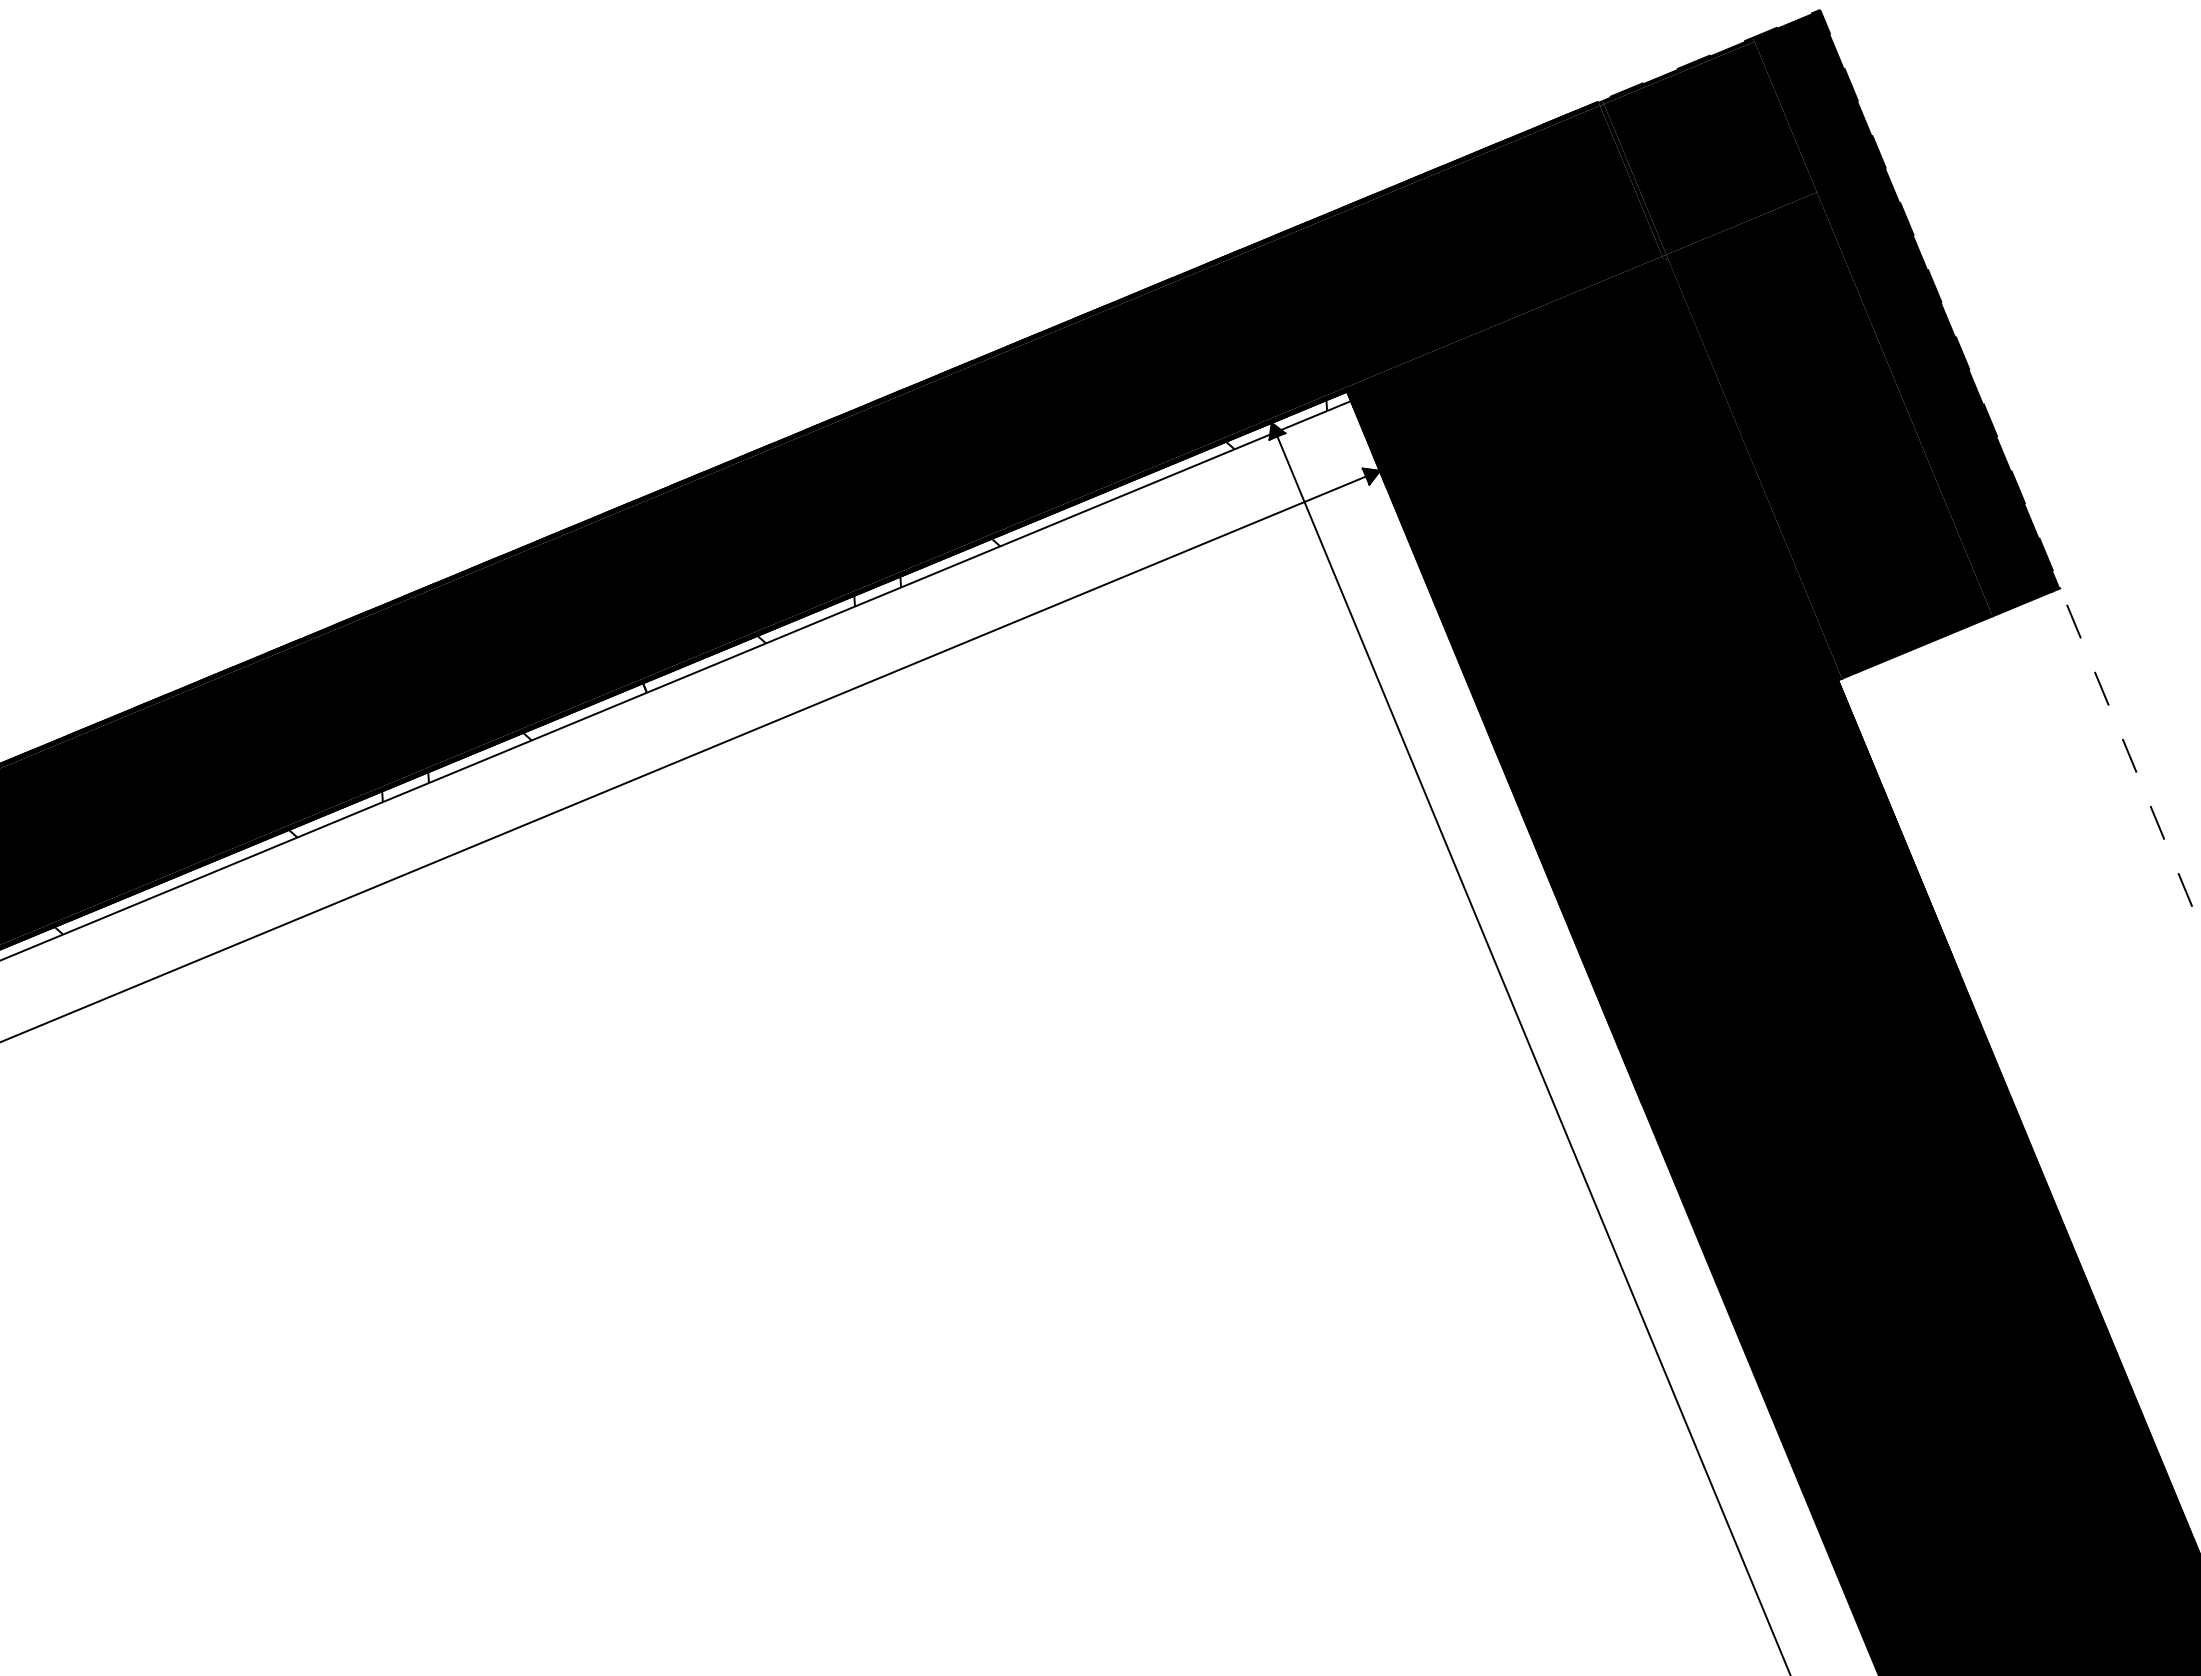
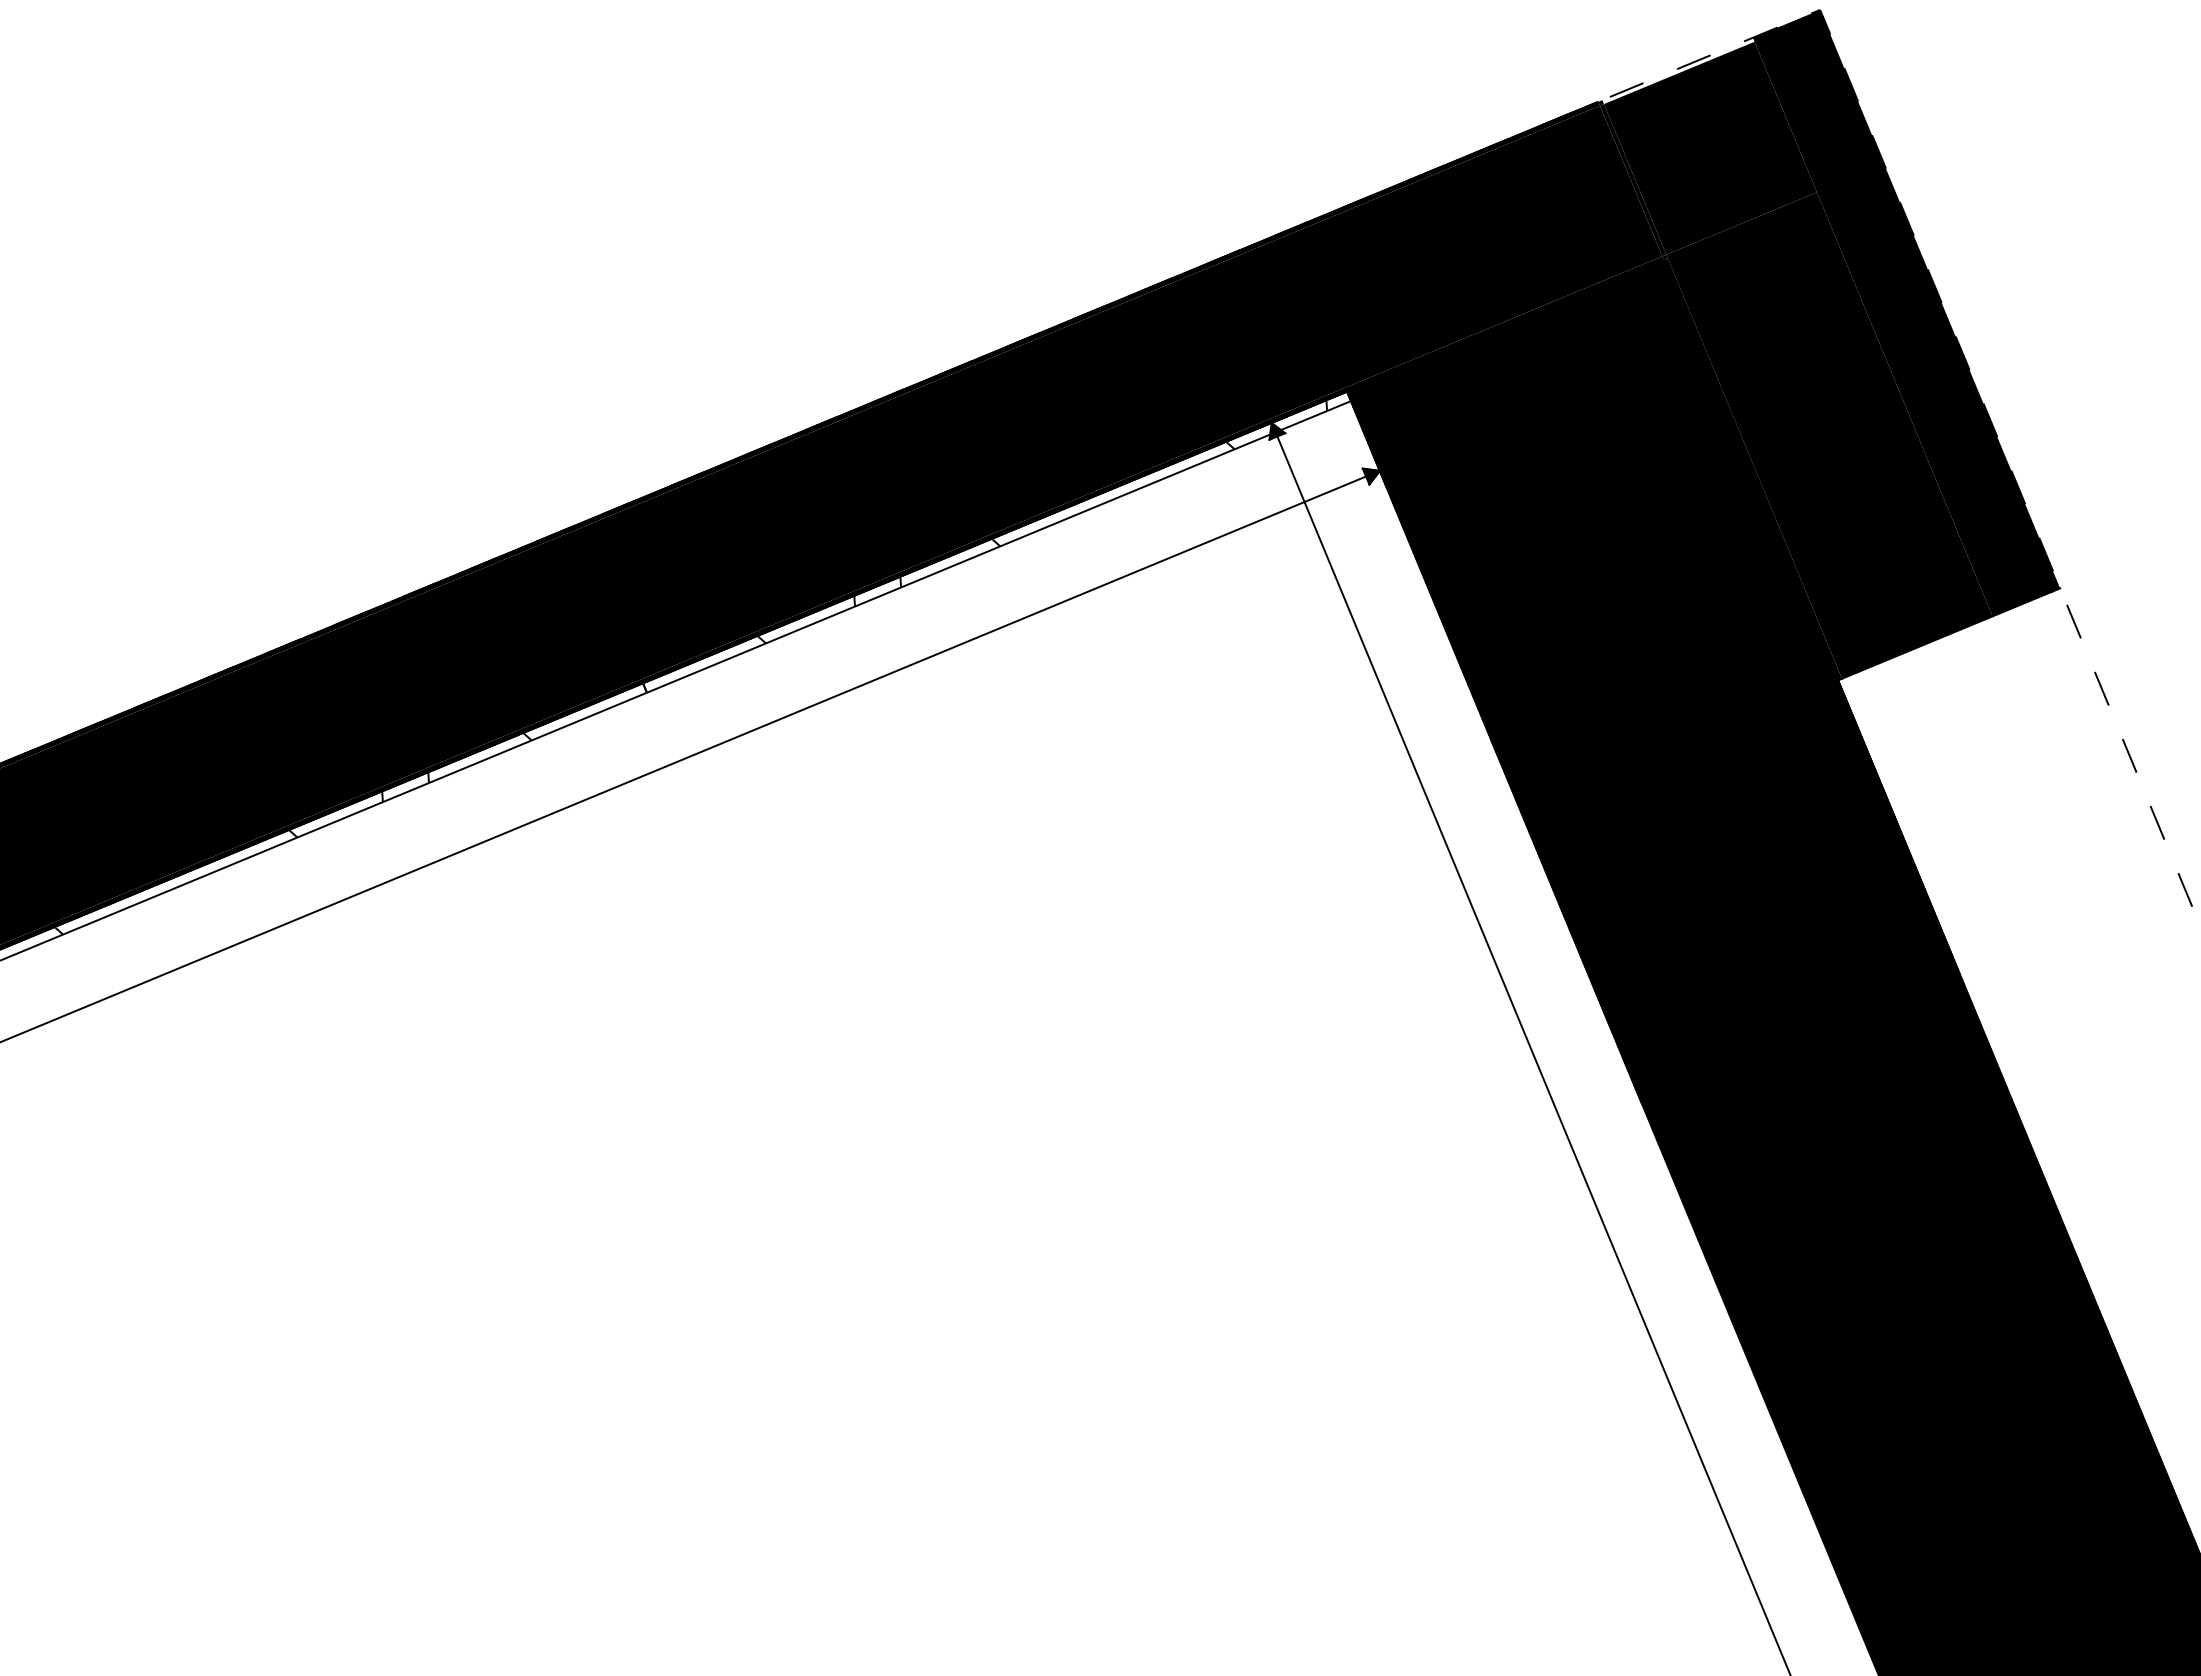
fill: present -> none (1678, 70)
